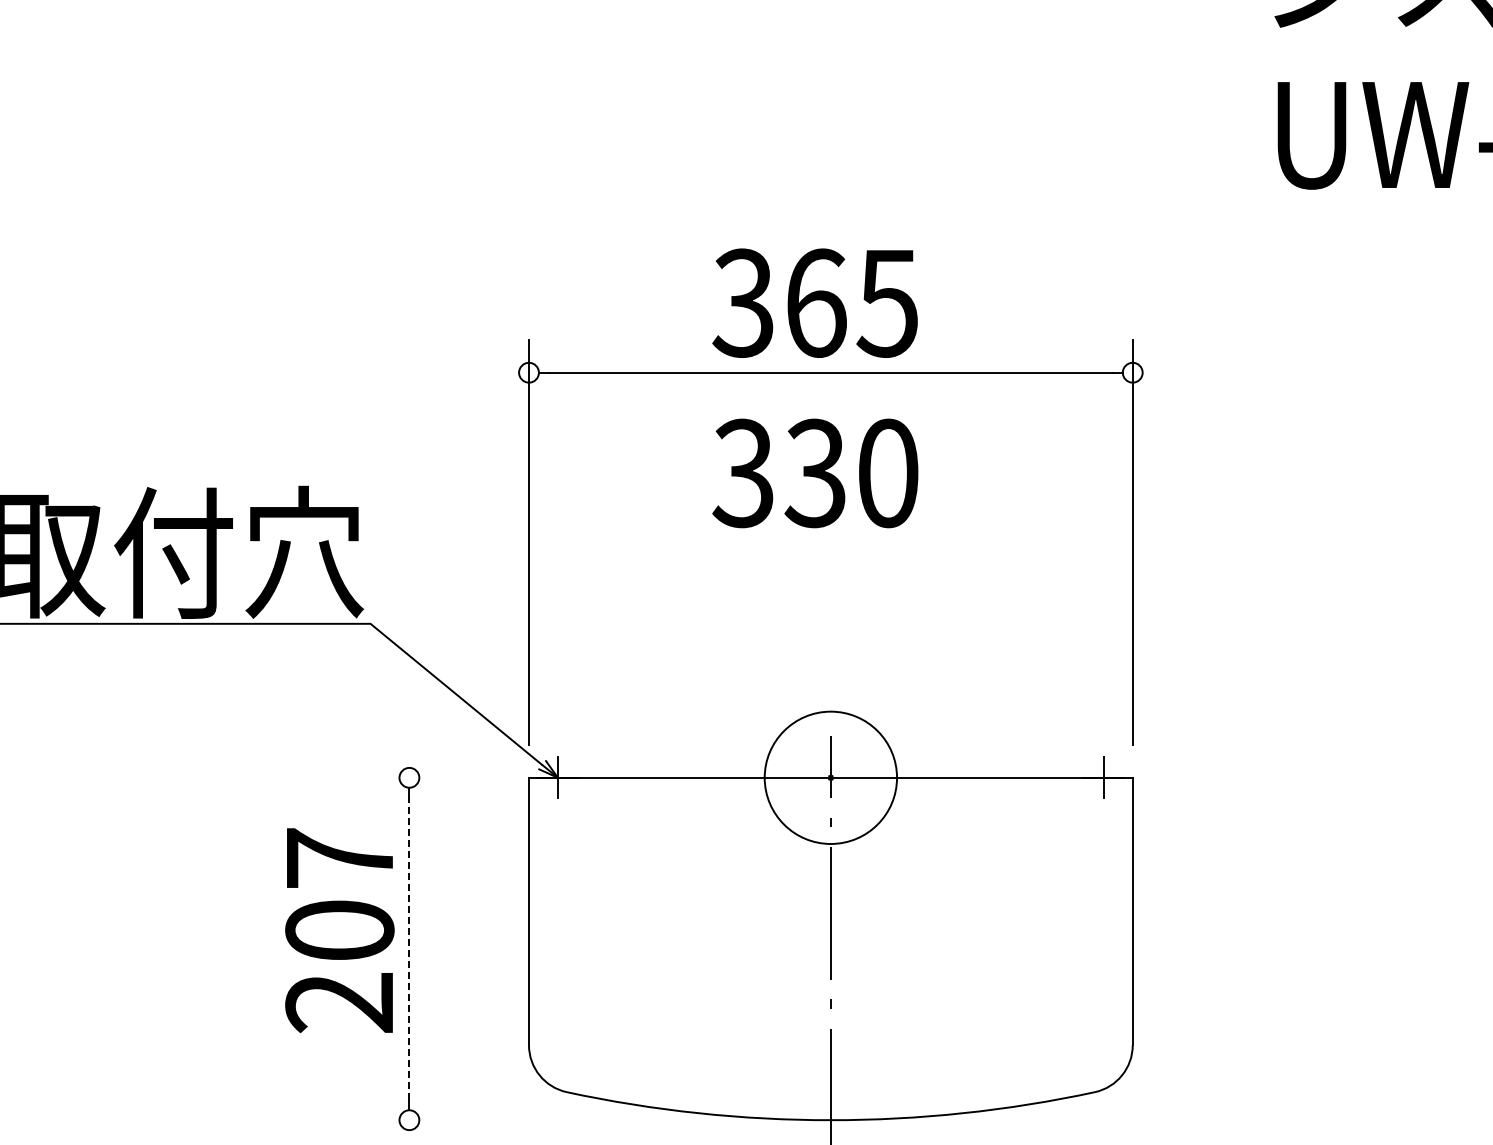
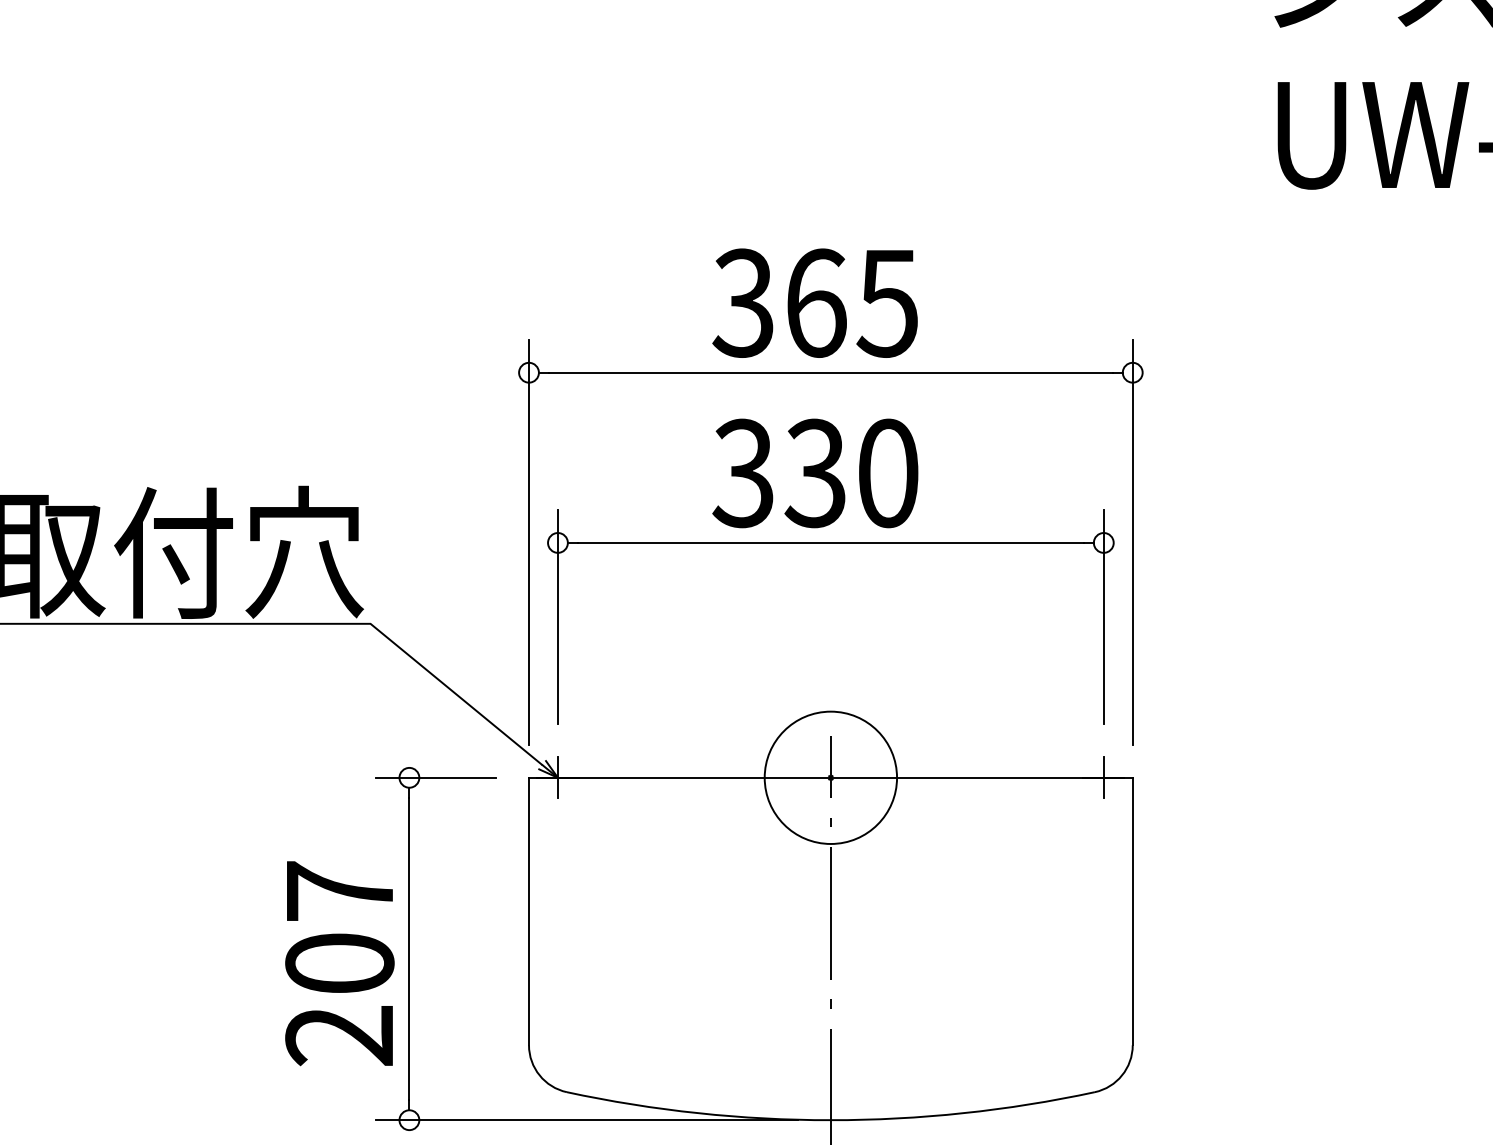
part: none -> present (830, 543)
line: none -> present (435, 777)
text position: (339, 930) -> (339, 963) (339, 963)
line: dashed -> solid (409, 948)
line: none -> present (586, 1120)
